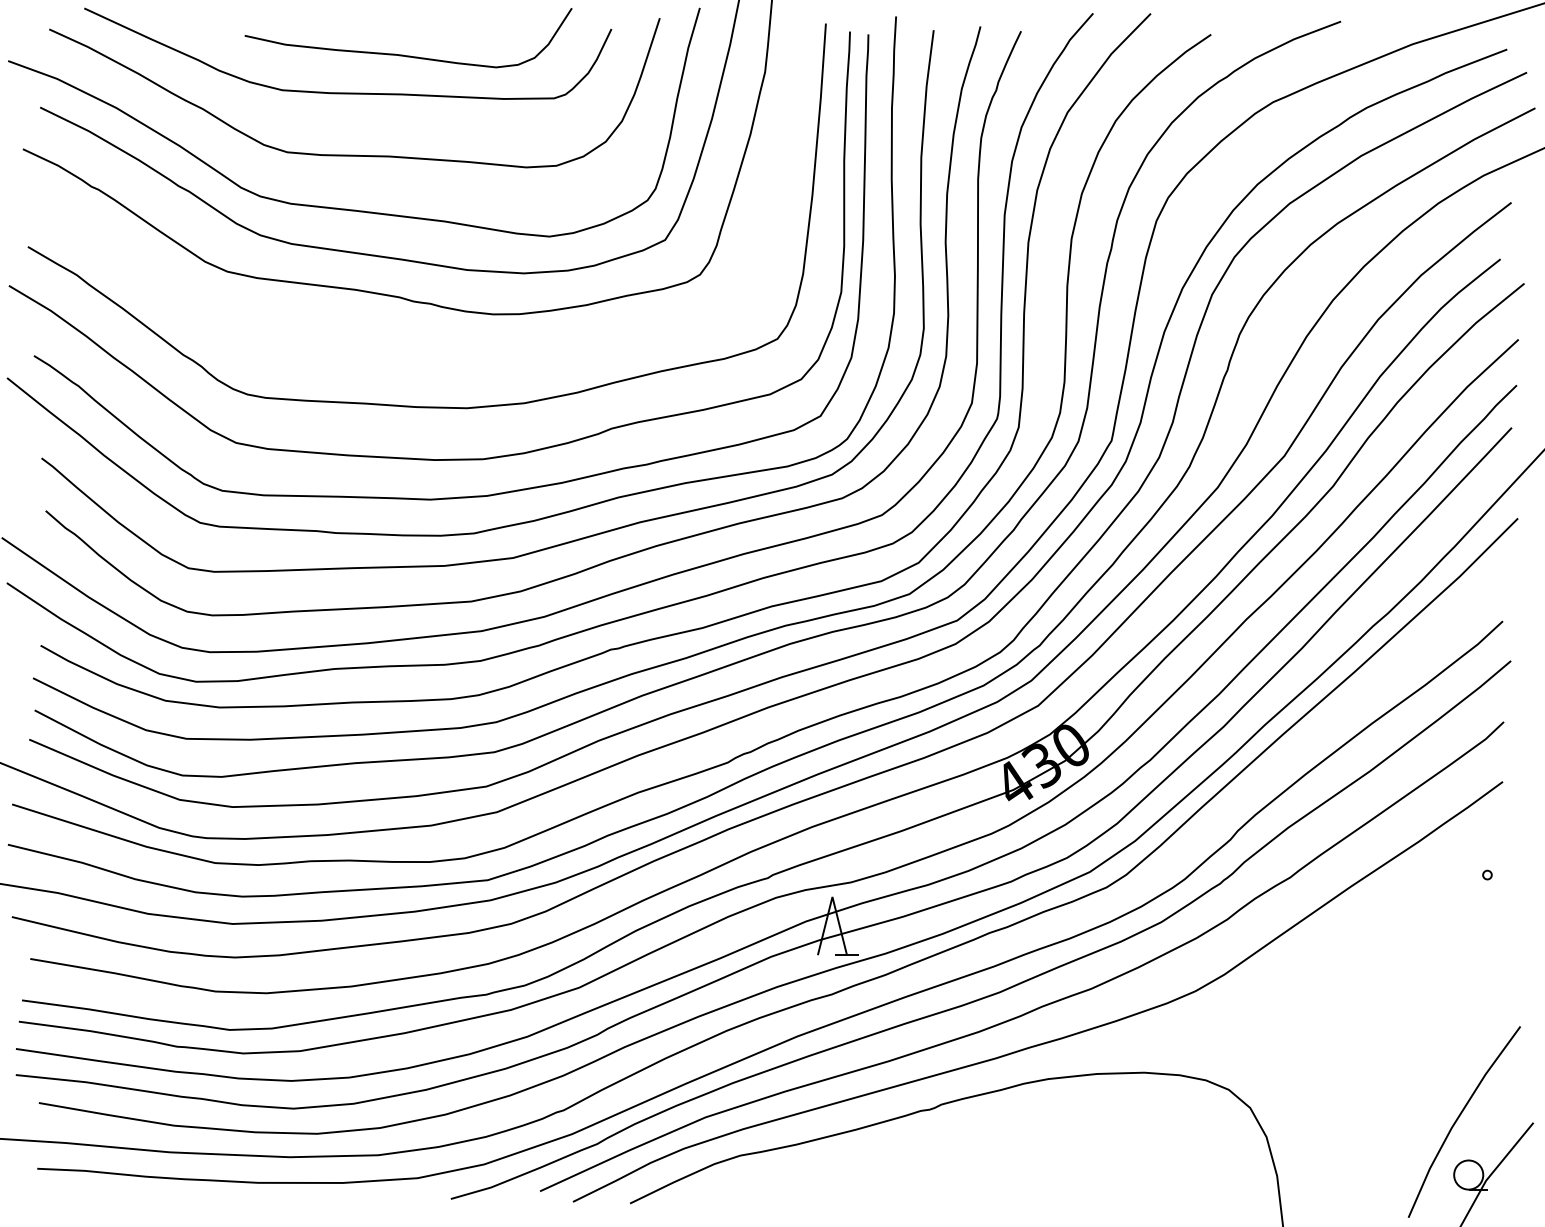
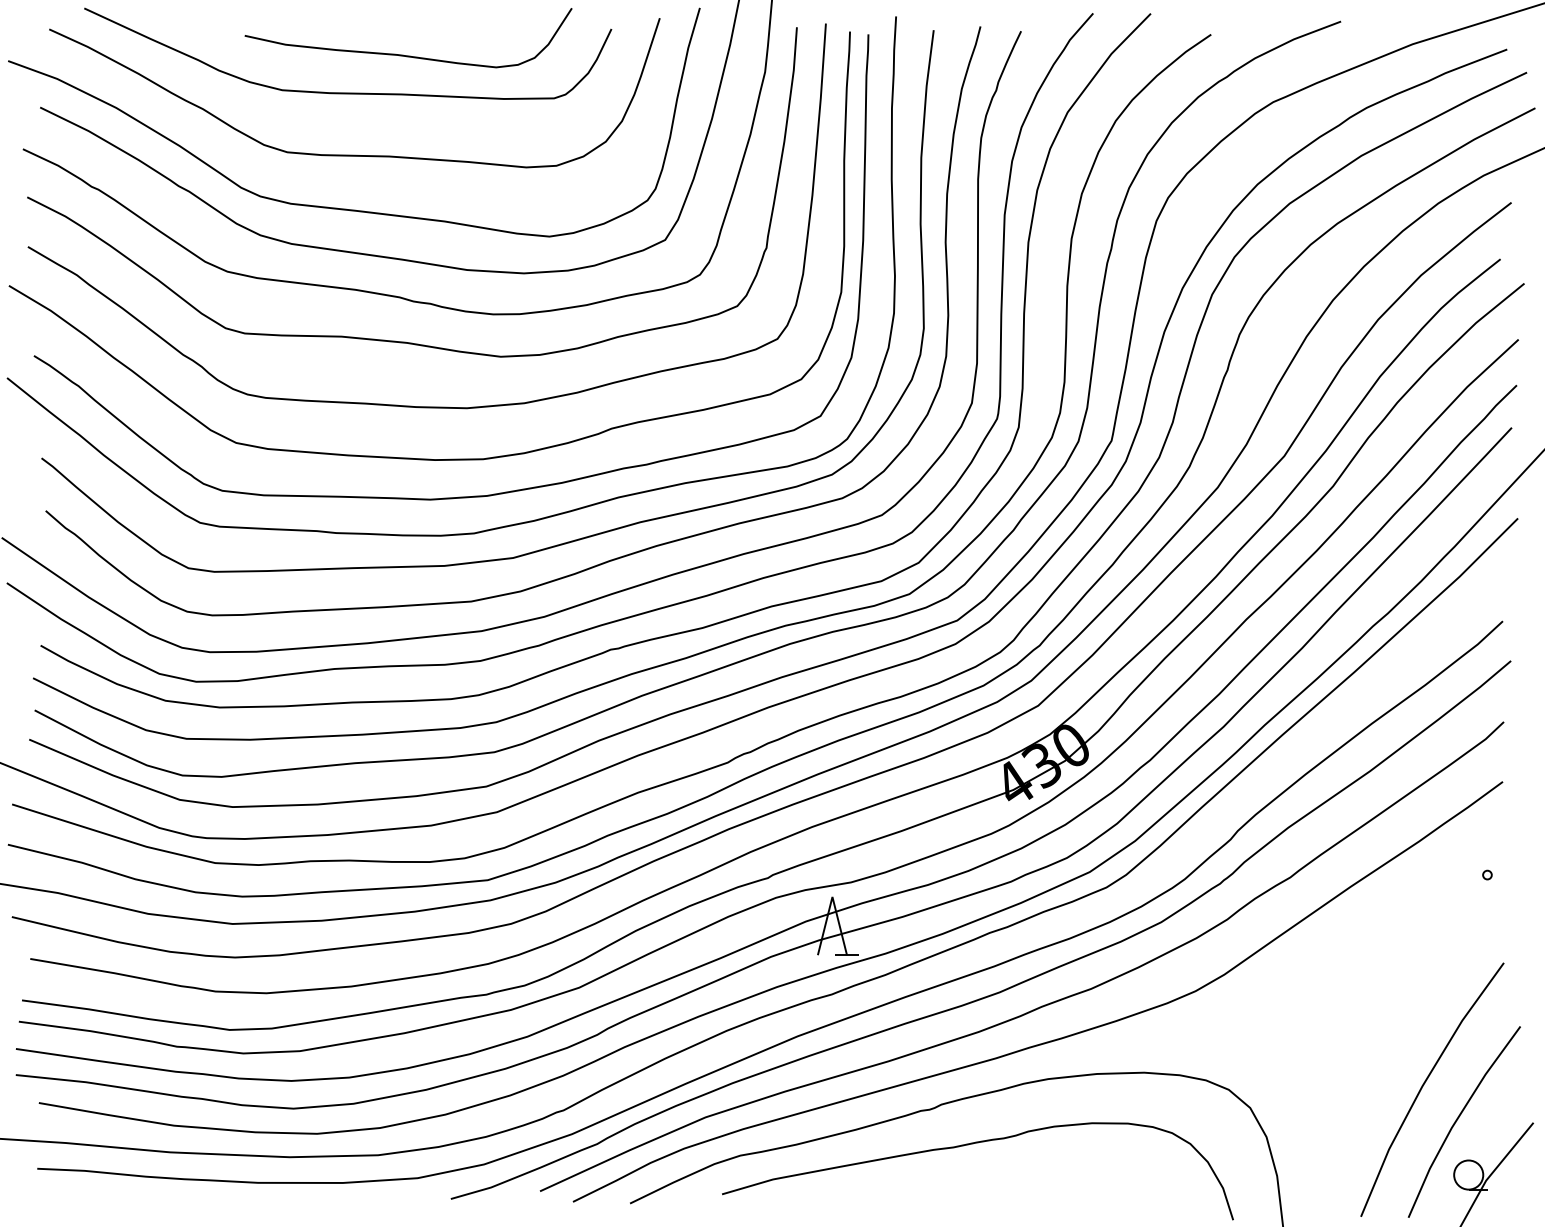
curve: none -> present (395, 340)
line: none -> present (1425, 1083)
curve: none -> present (973, 1144)
